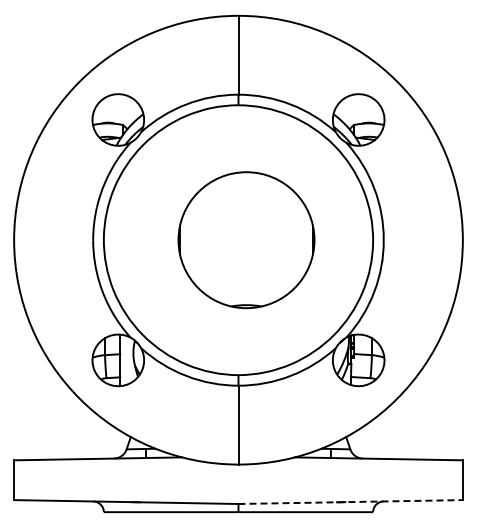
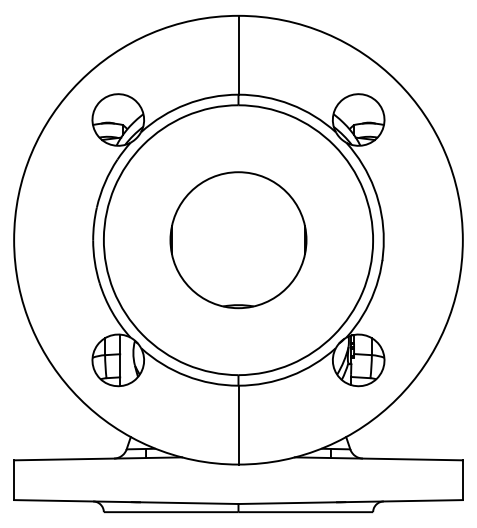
part position: (246, 240) -> (238, 240) (238, 240)
line: dashed -> solid (351, 502)
